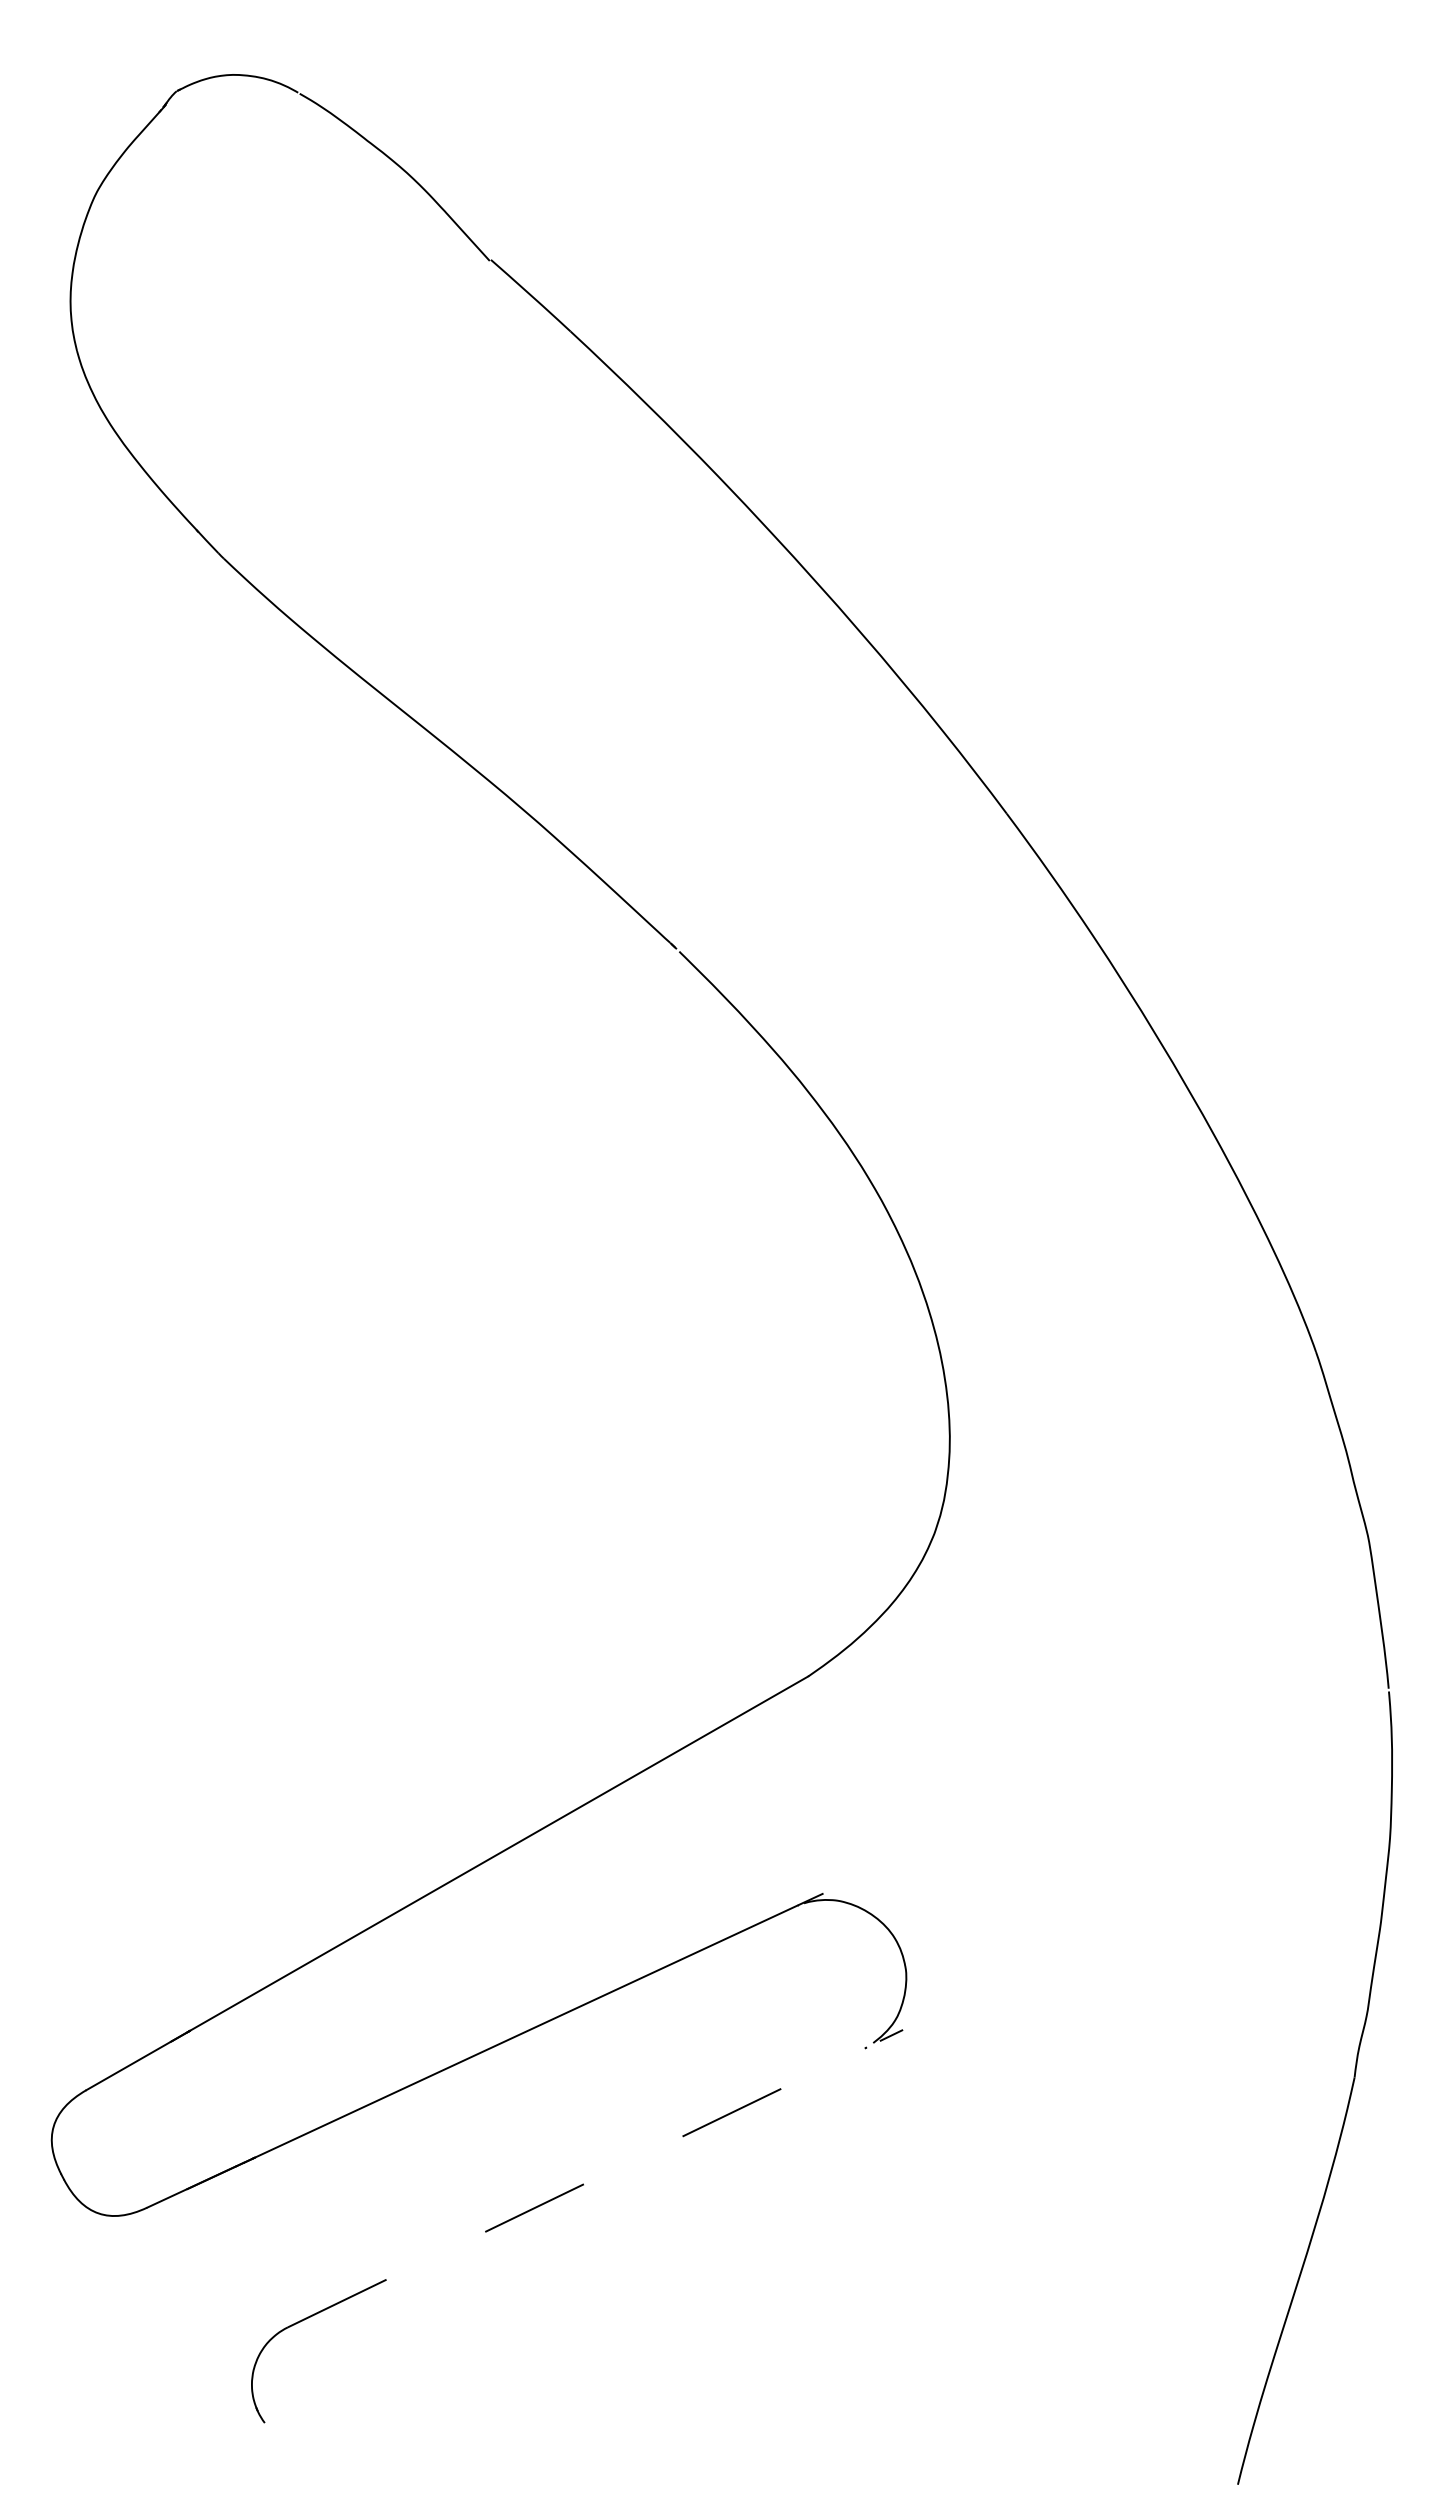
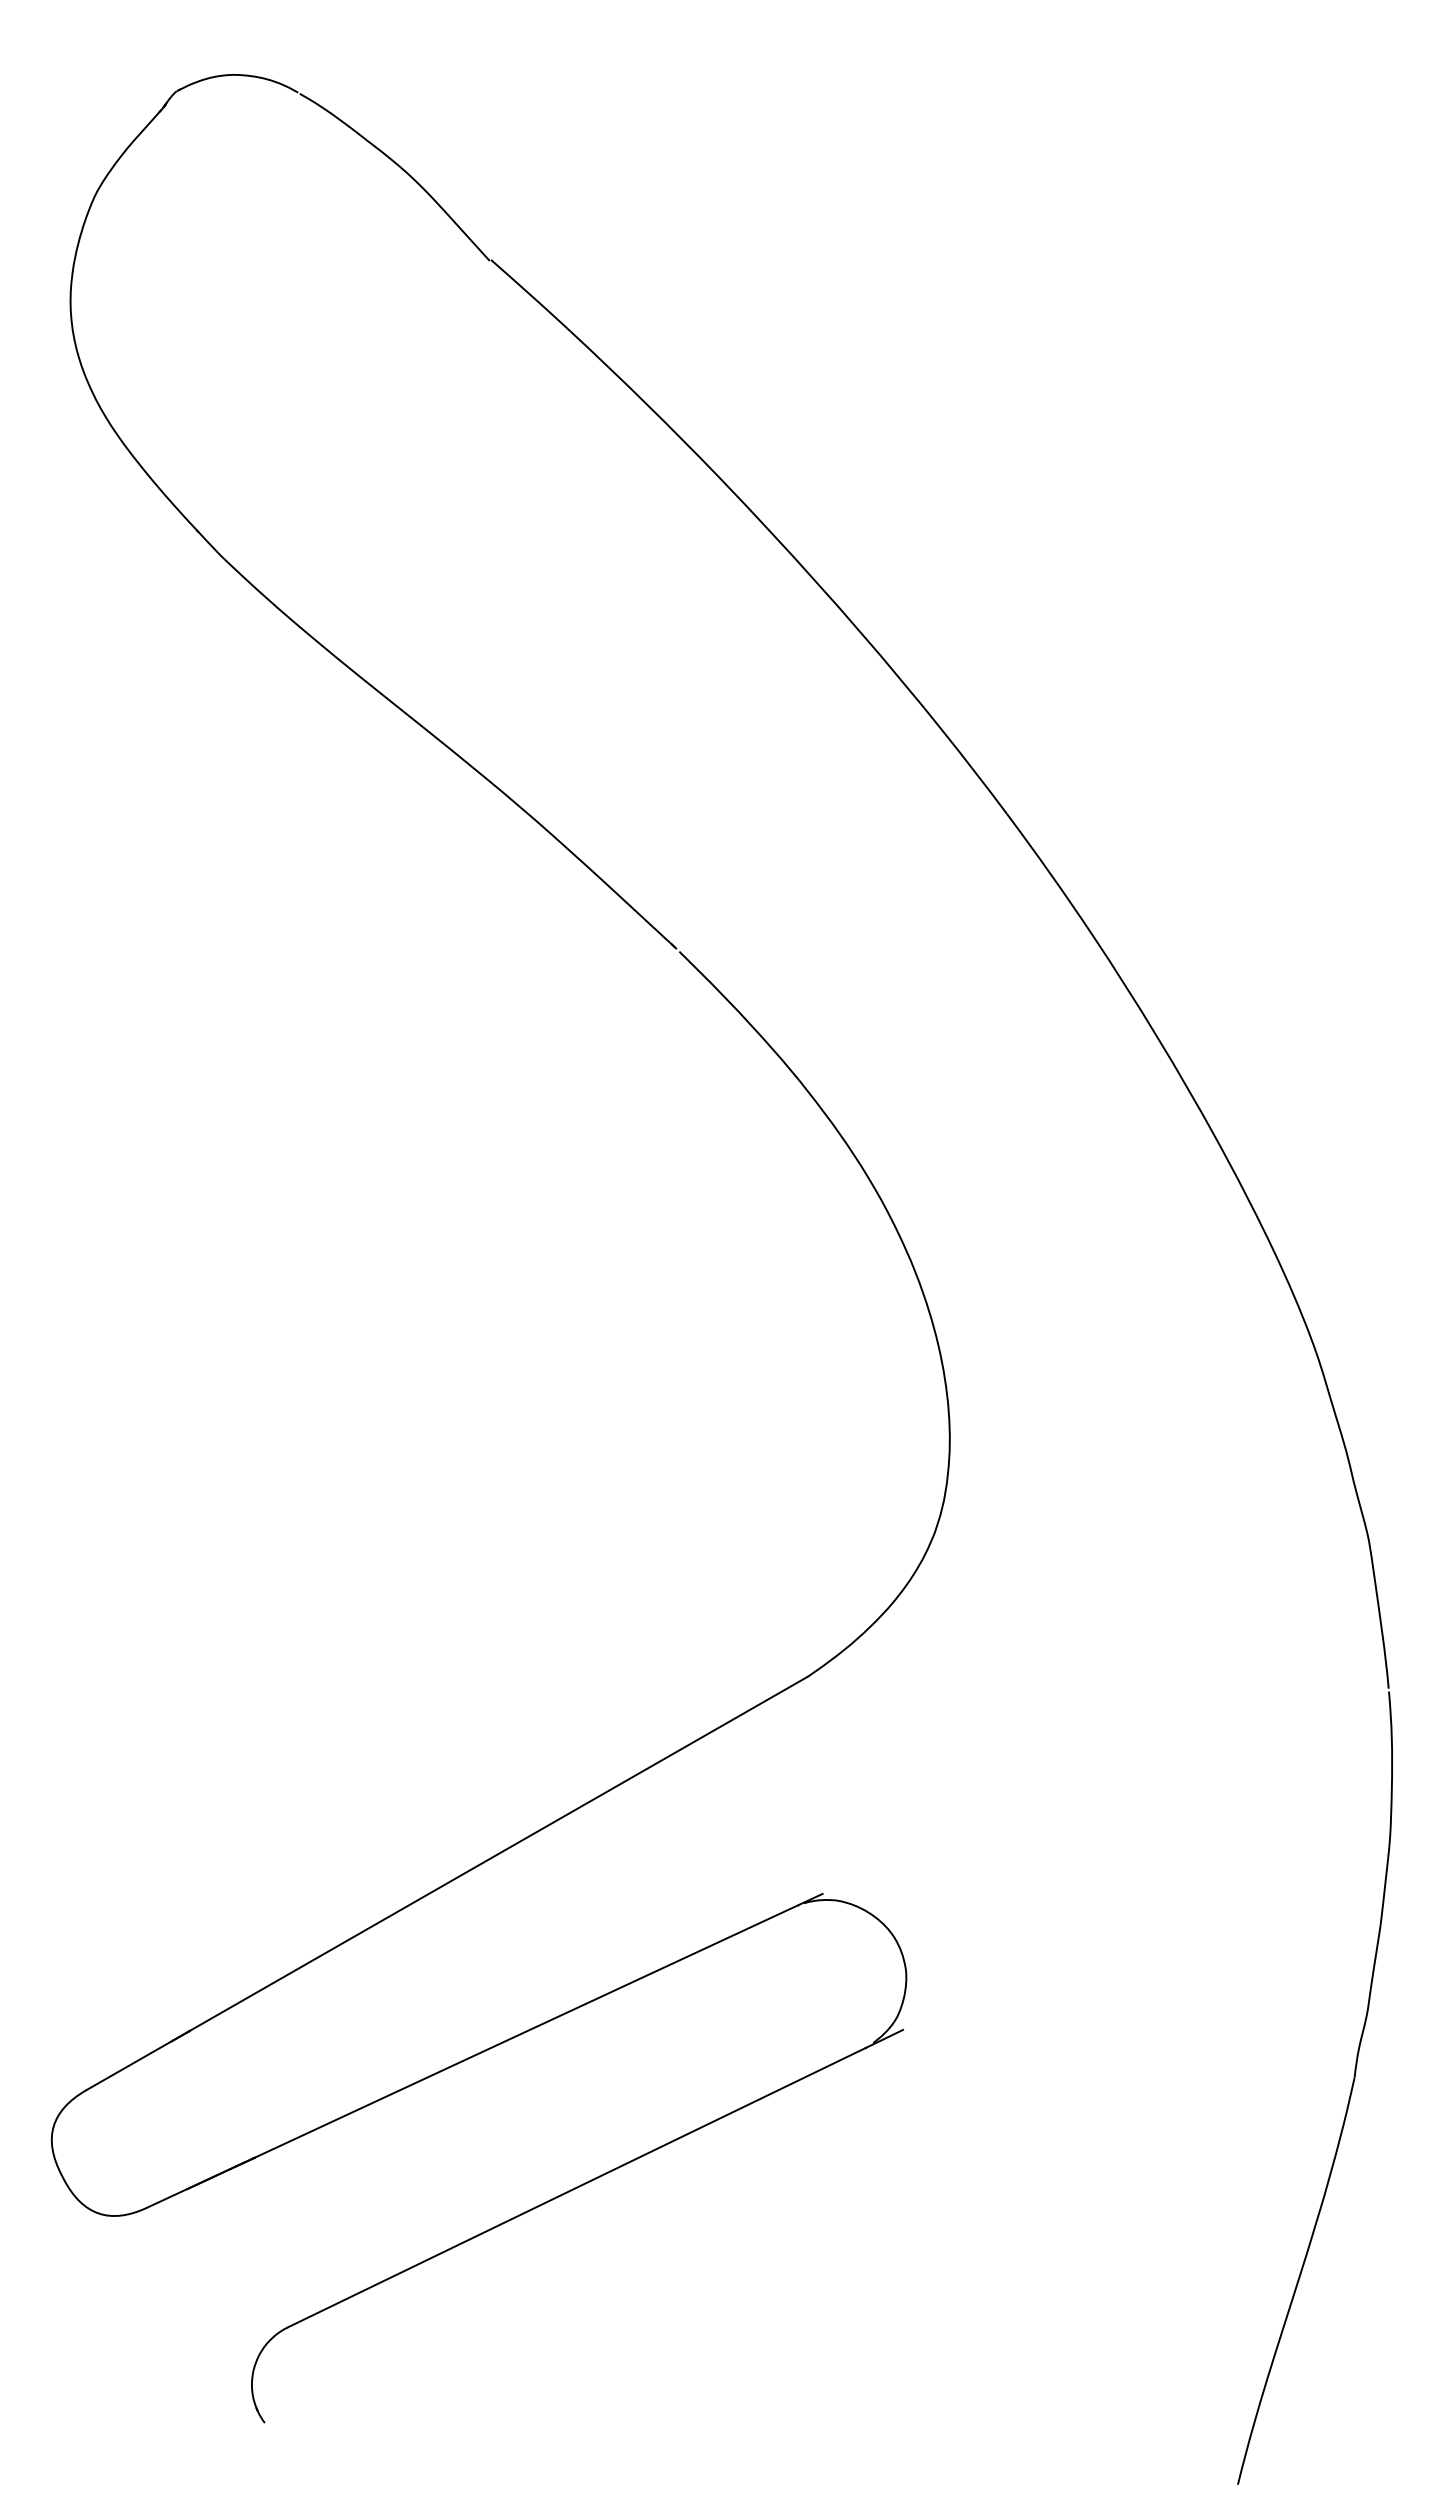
line: dashed -> solid (595, 2178)
